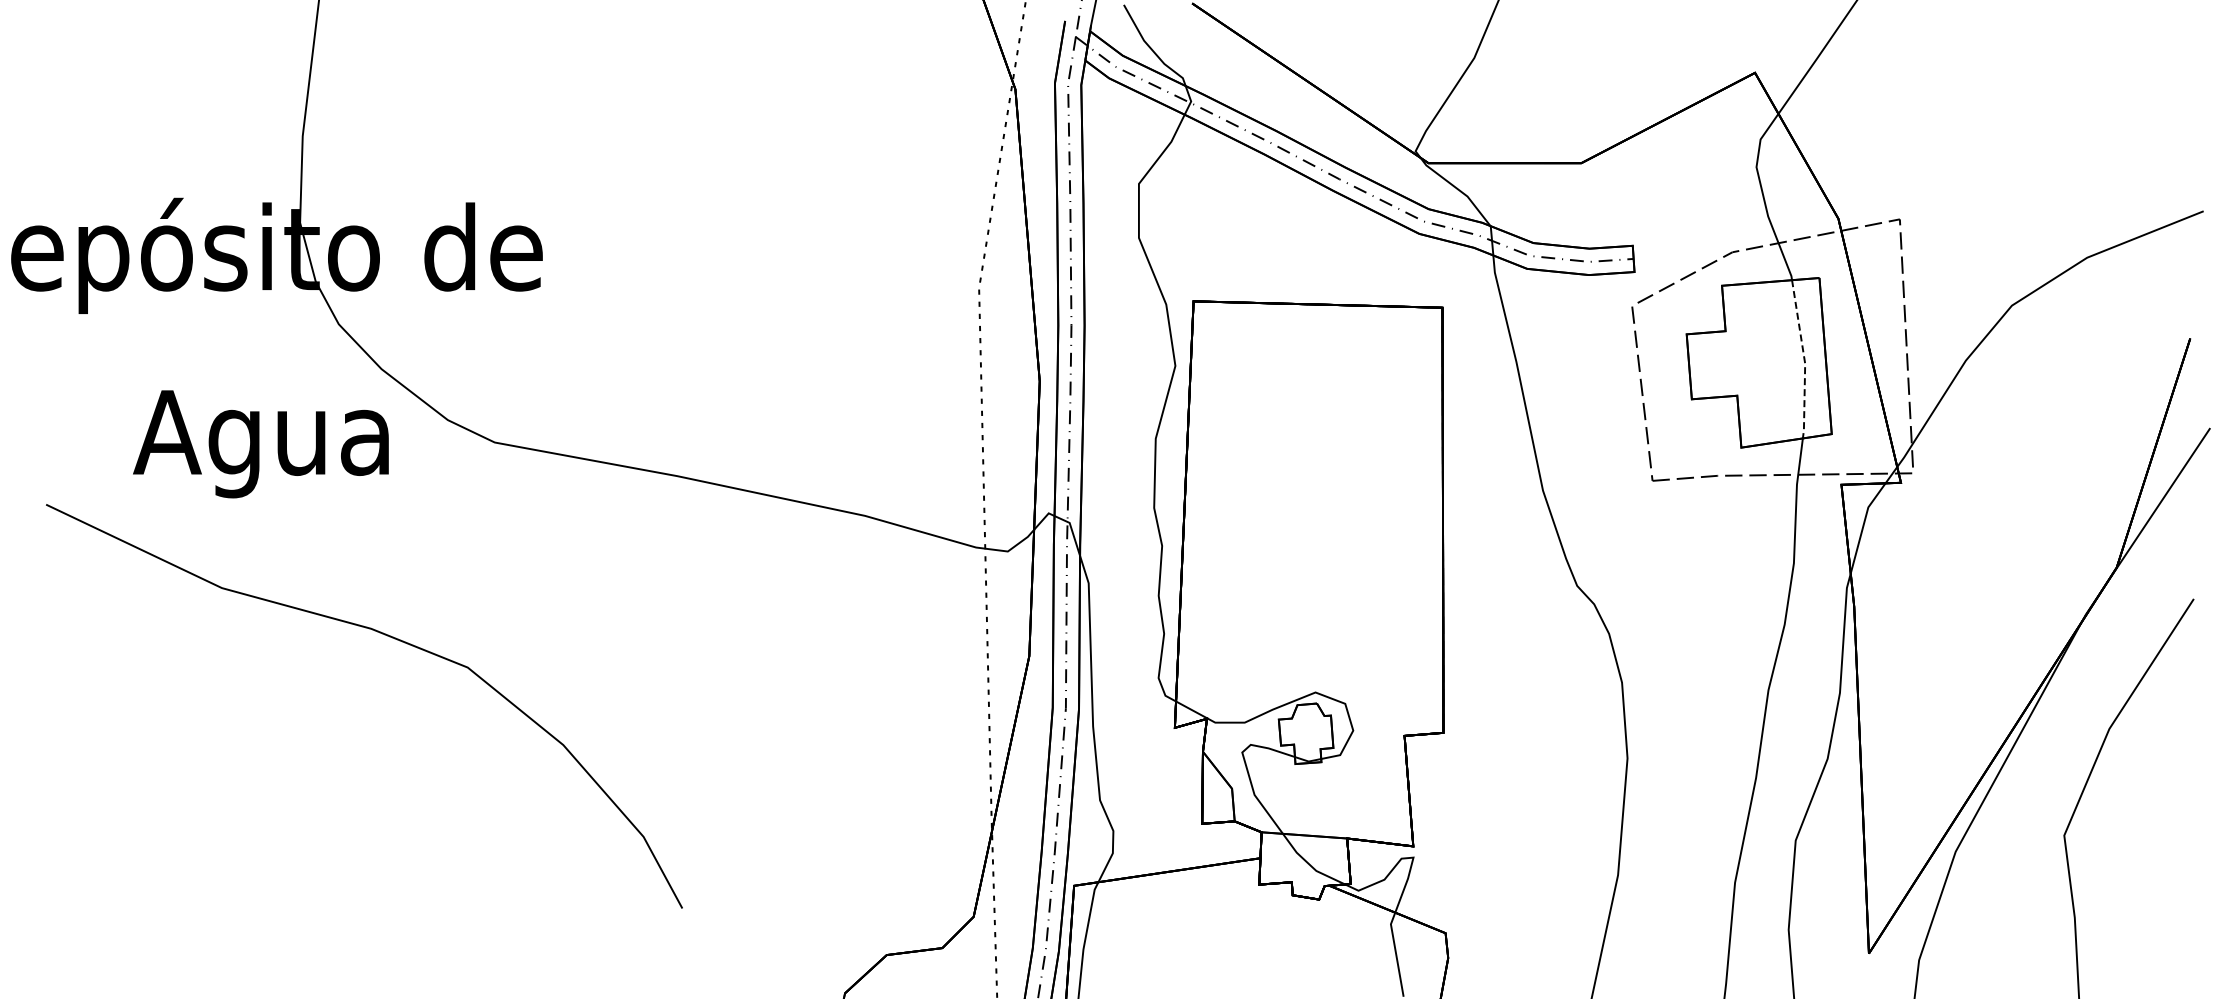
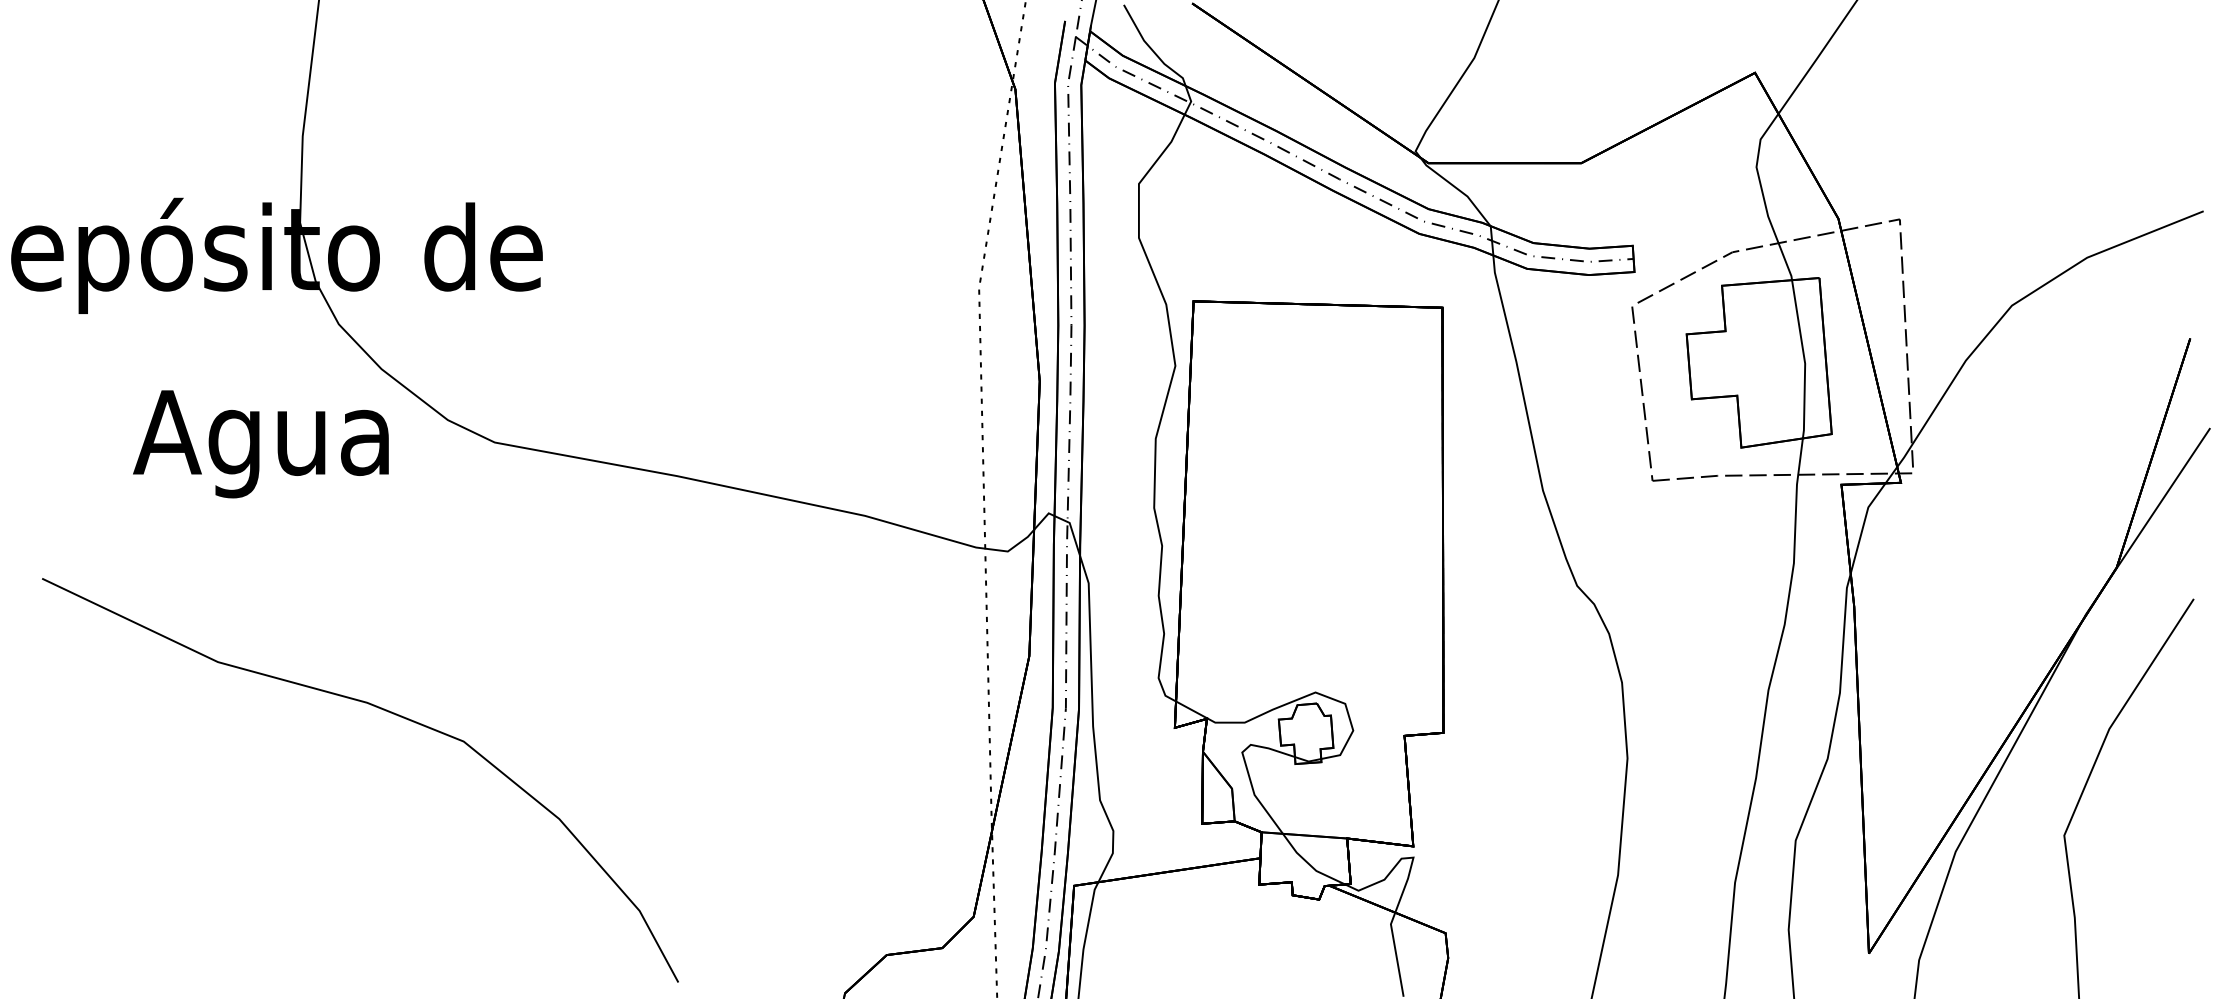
line: dashed -> solid (1804, 360)
curve position: (389, 637) -> (385, 711) (385, 711)
